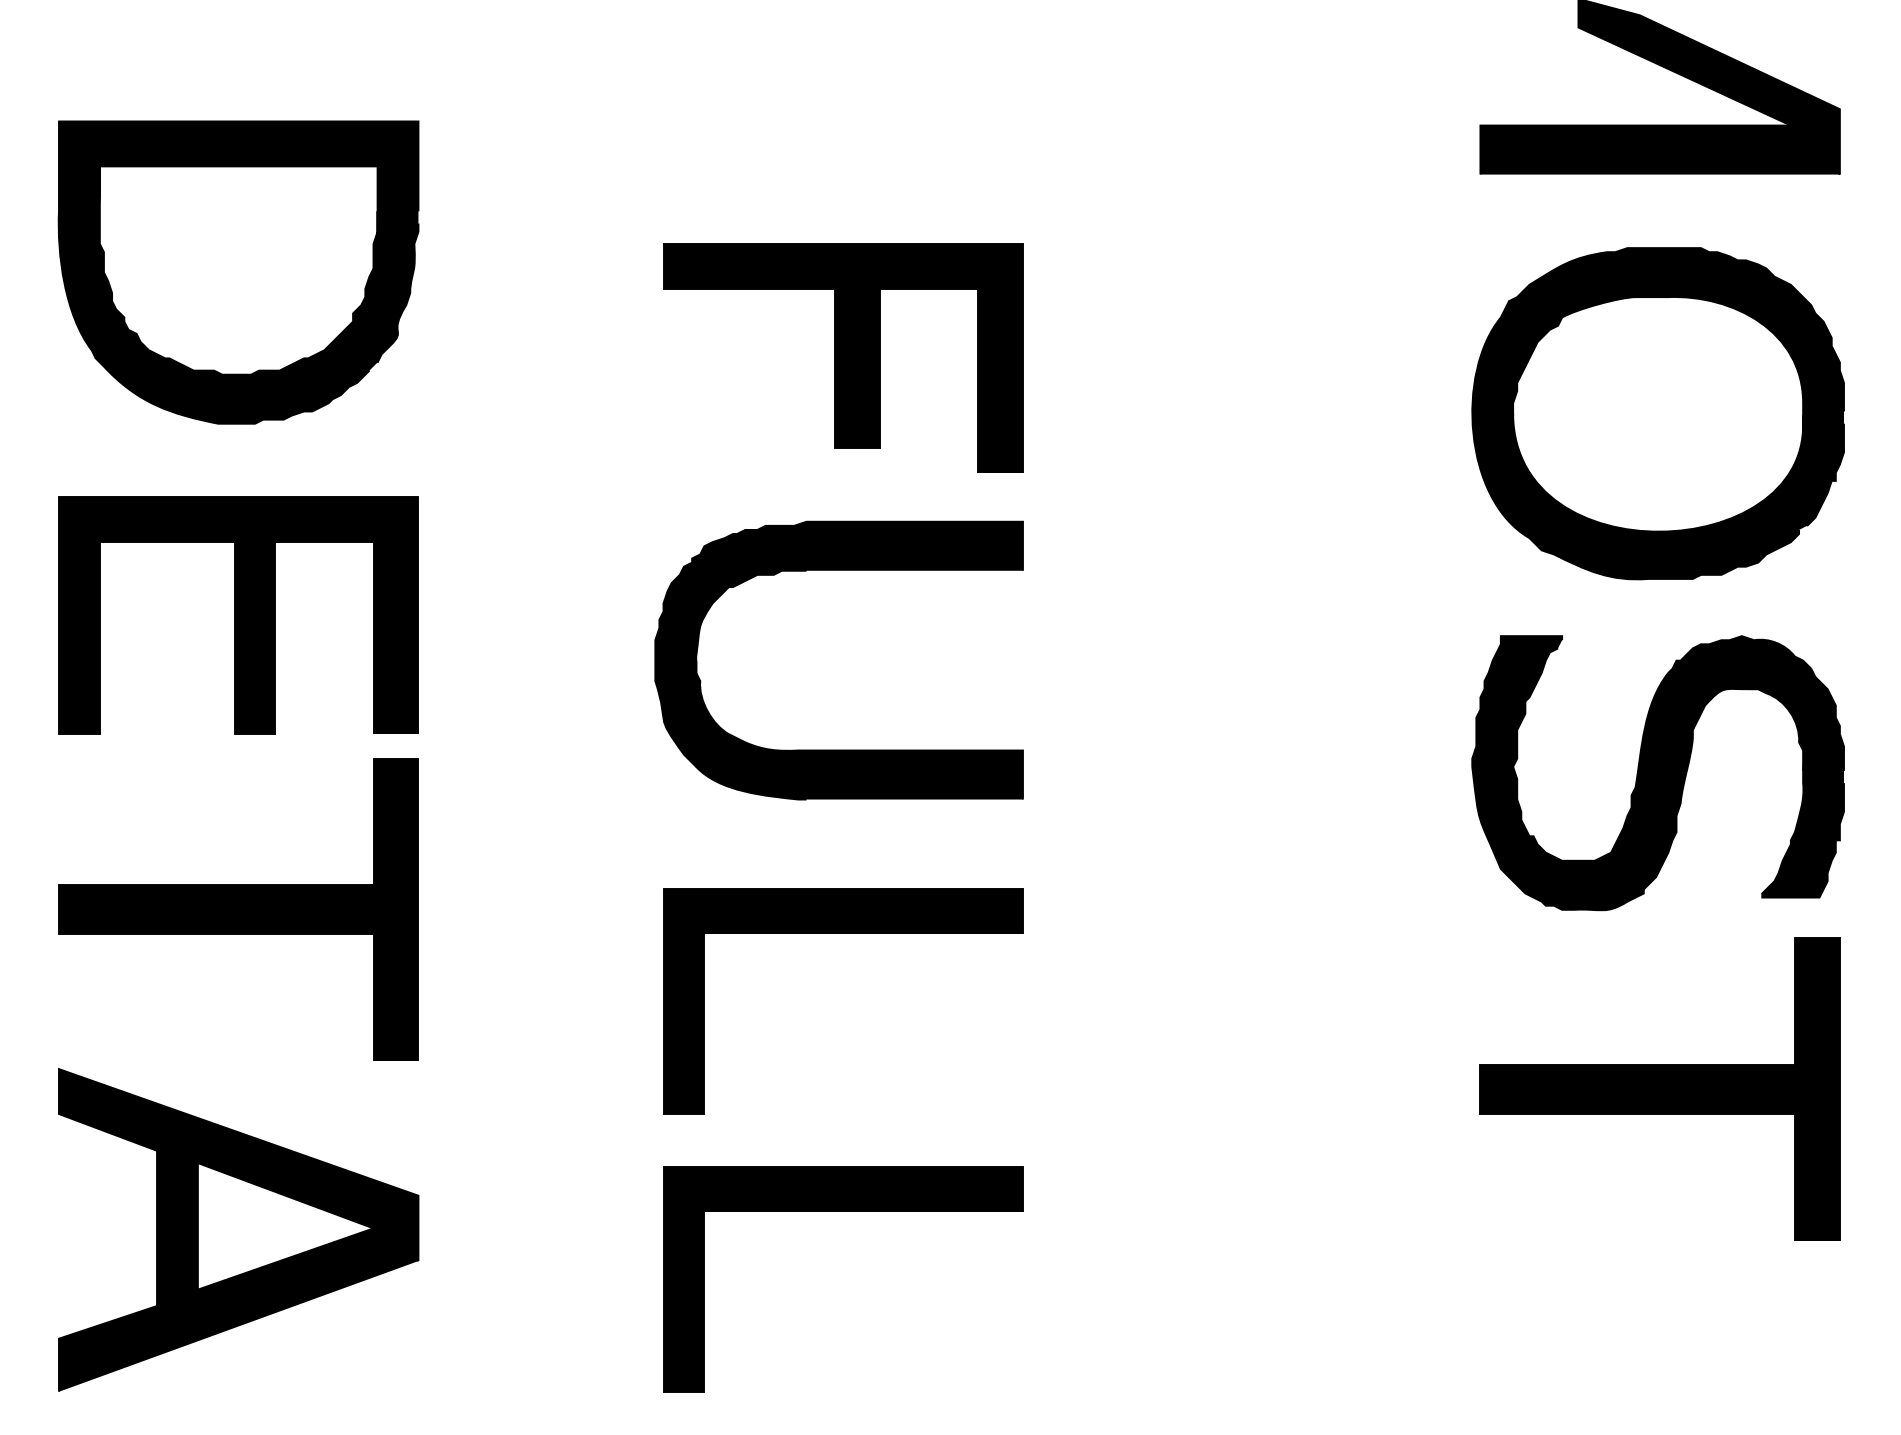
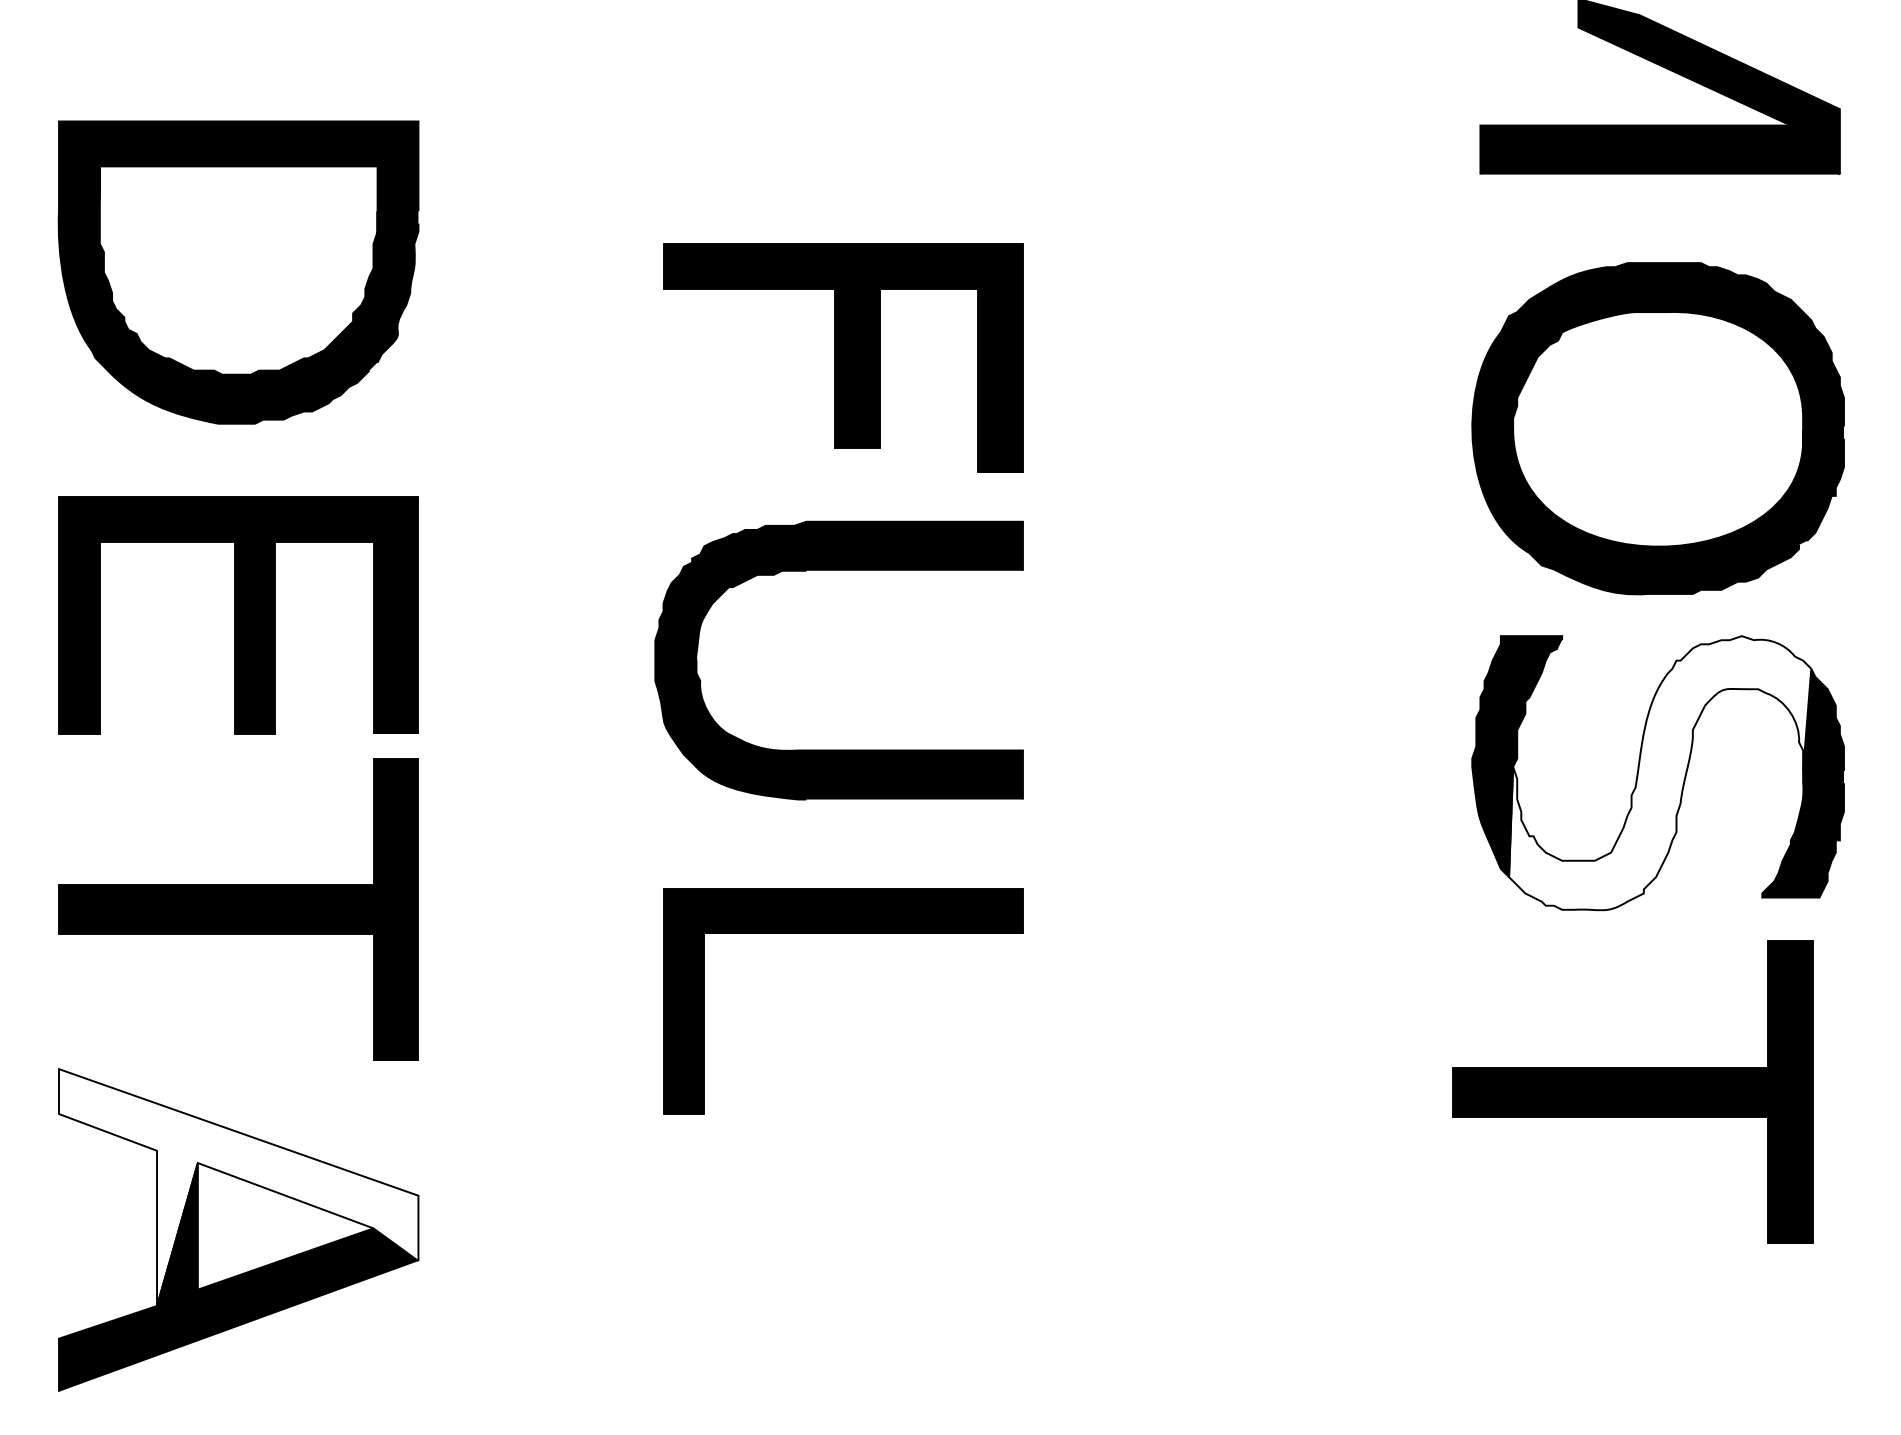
part position: (1657, 413) -> (1657, 428) (1657, 428)
fill: present -> none (1660, 773)
part position: (1659, 1088) -> (1632, 1091) (1632, 1091)
fill: present -> none (238, 1187)
part: present -> none (843, 1211)
